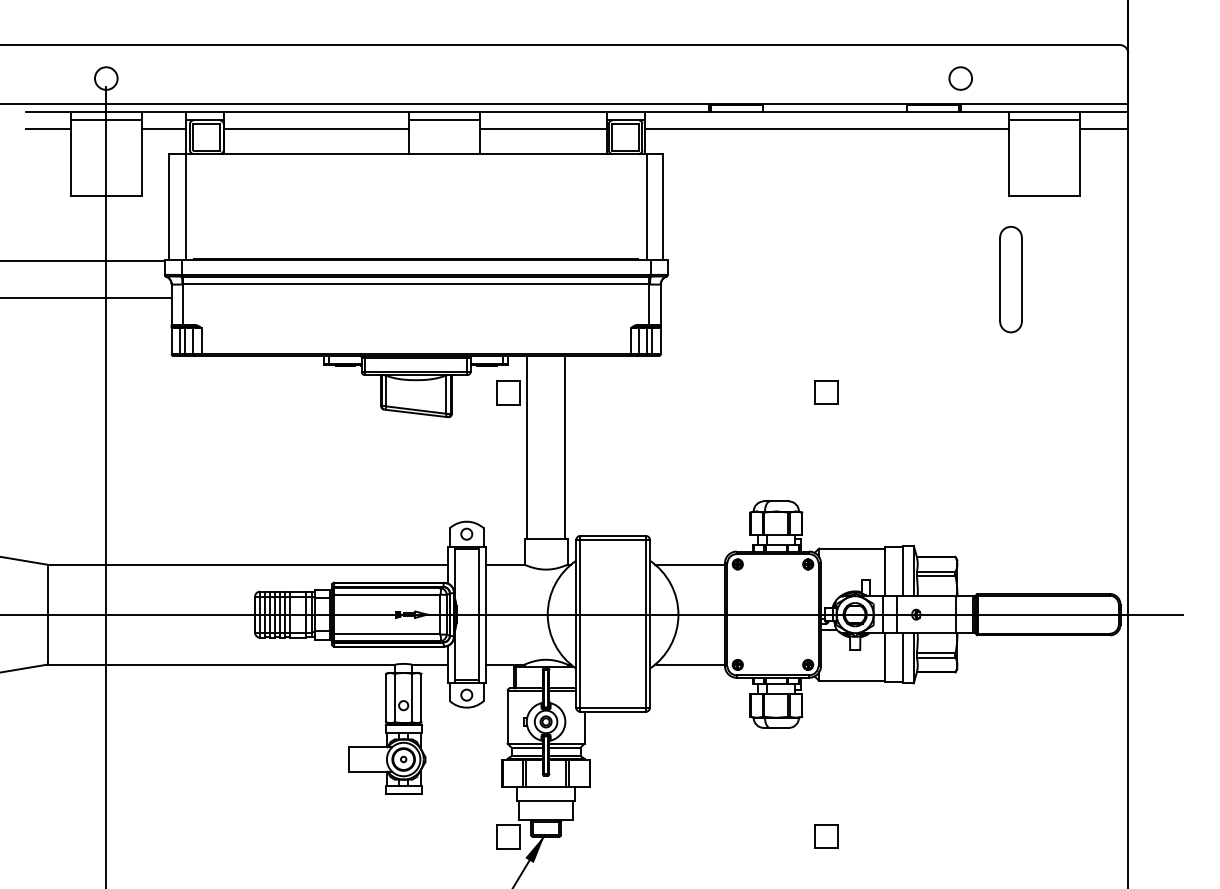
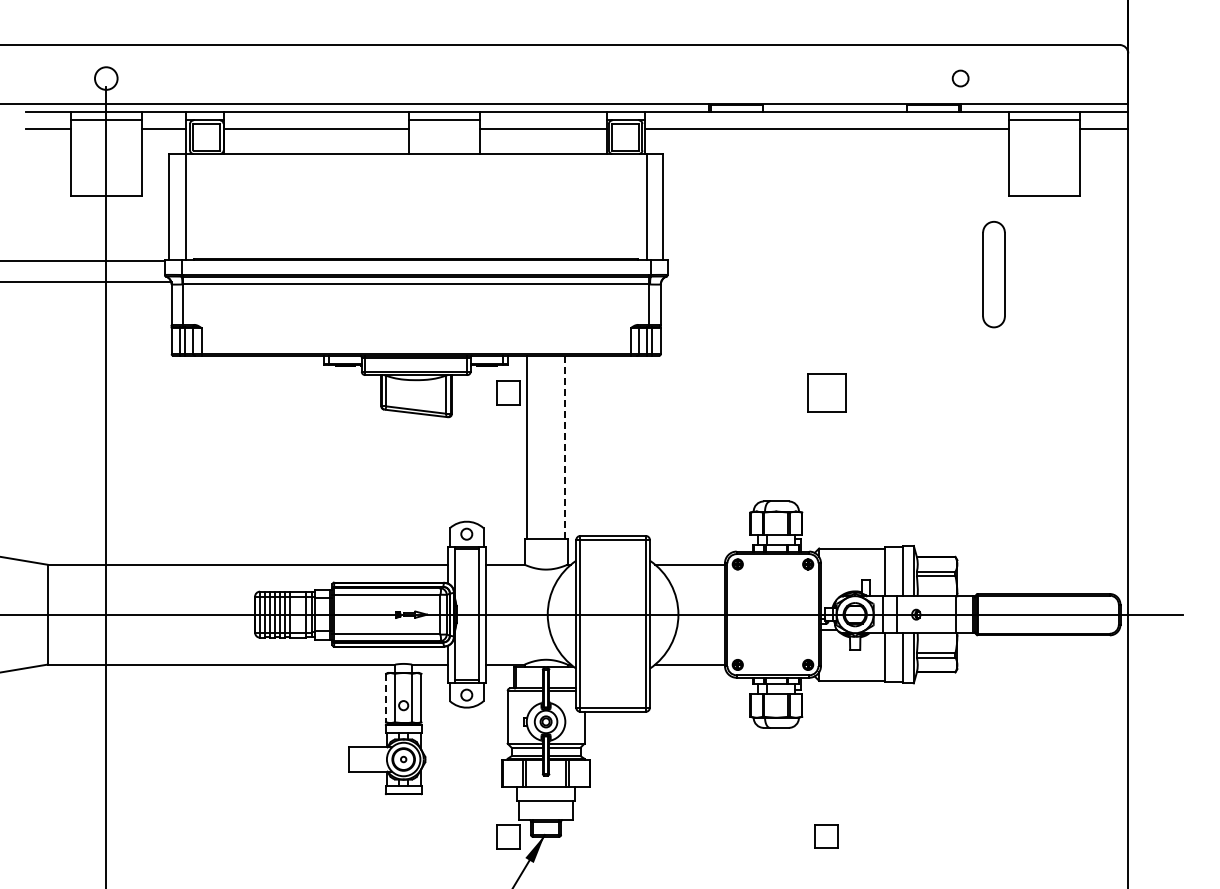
circle size: 25x25 px -> 19x19 px (960, 78)
part position: (1010, 279) -> (993, 274) (993, 274)
line position: (86, 298) -> (86, 282) (86, 282)
part size: 25x25 px -> 40x40 px (826, 392)
line: solid -> dashed (564, 447)
line: solid -> dashed (386, 698)
